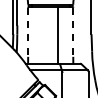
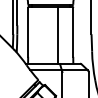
line: dashed -> solid (28, 32)
line: dashed -> solid (73, 32)
